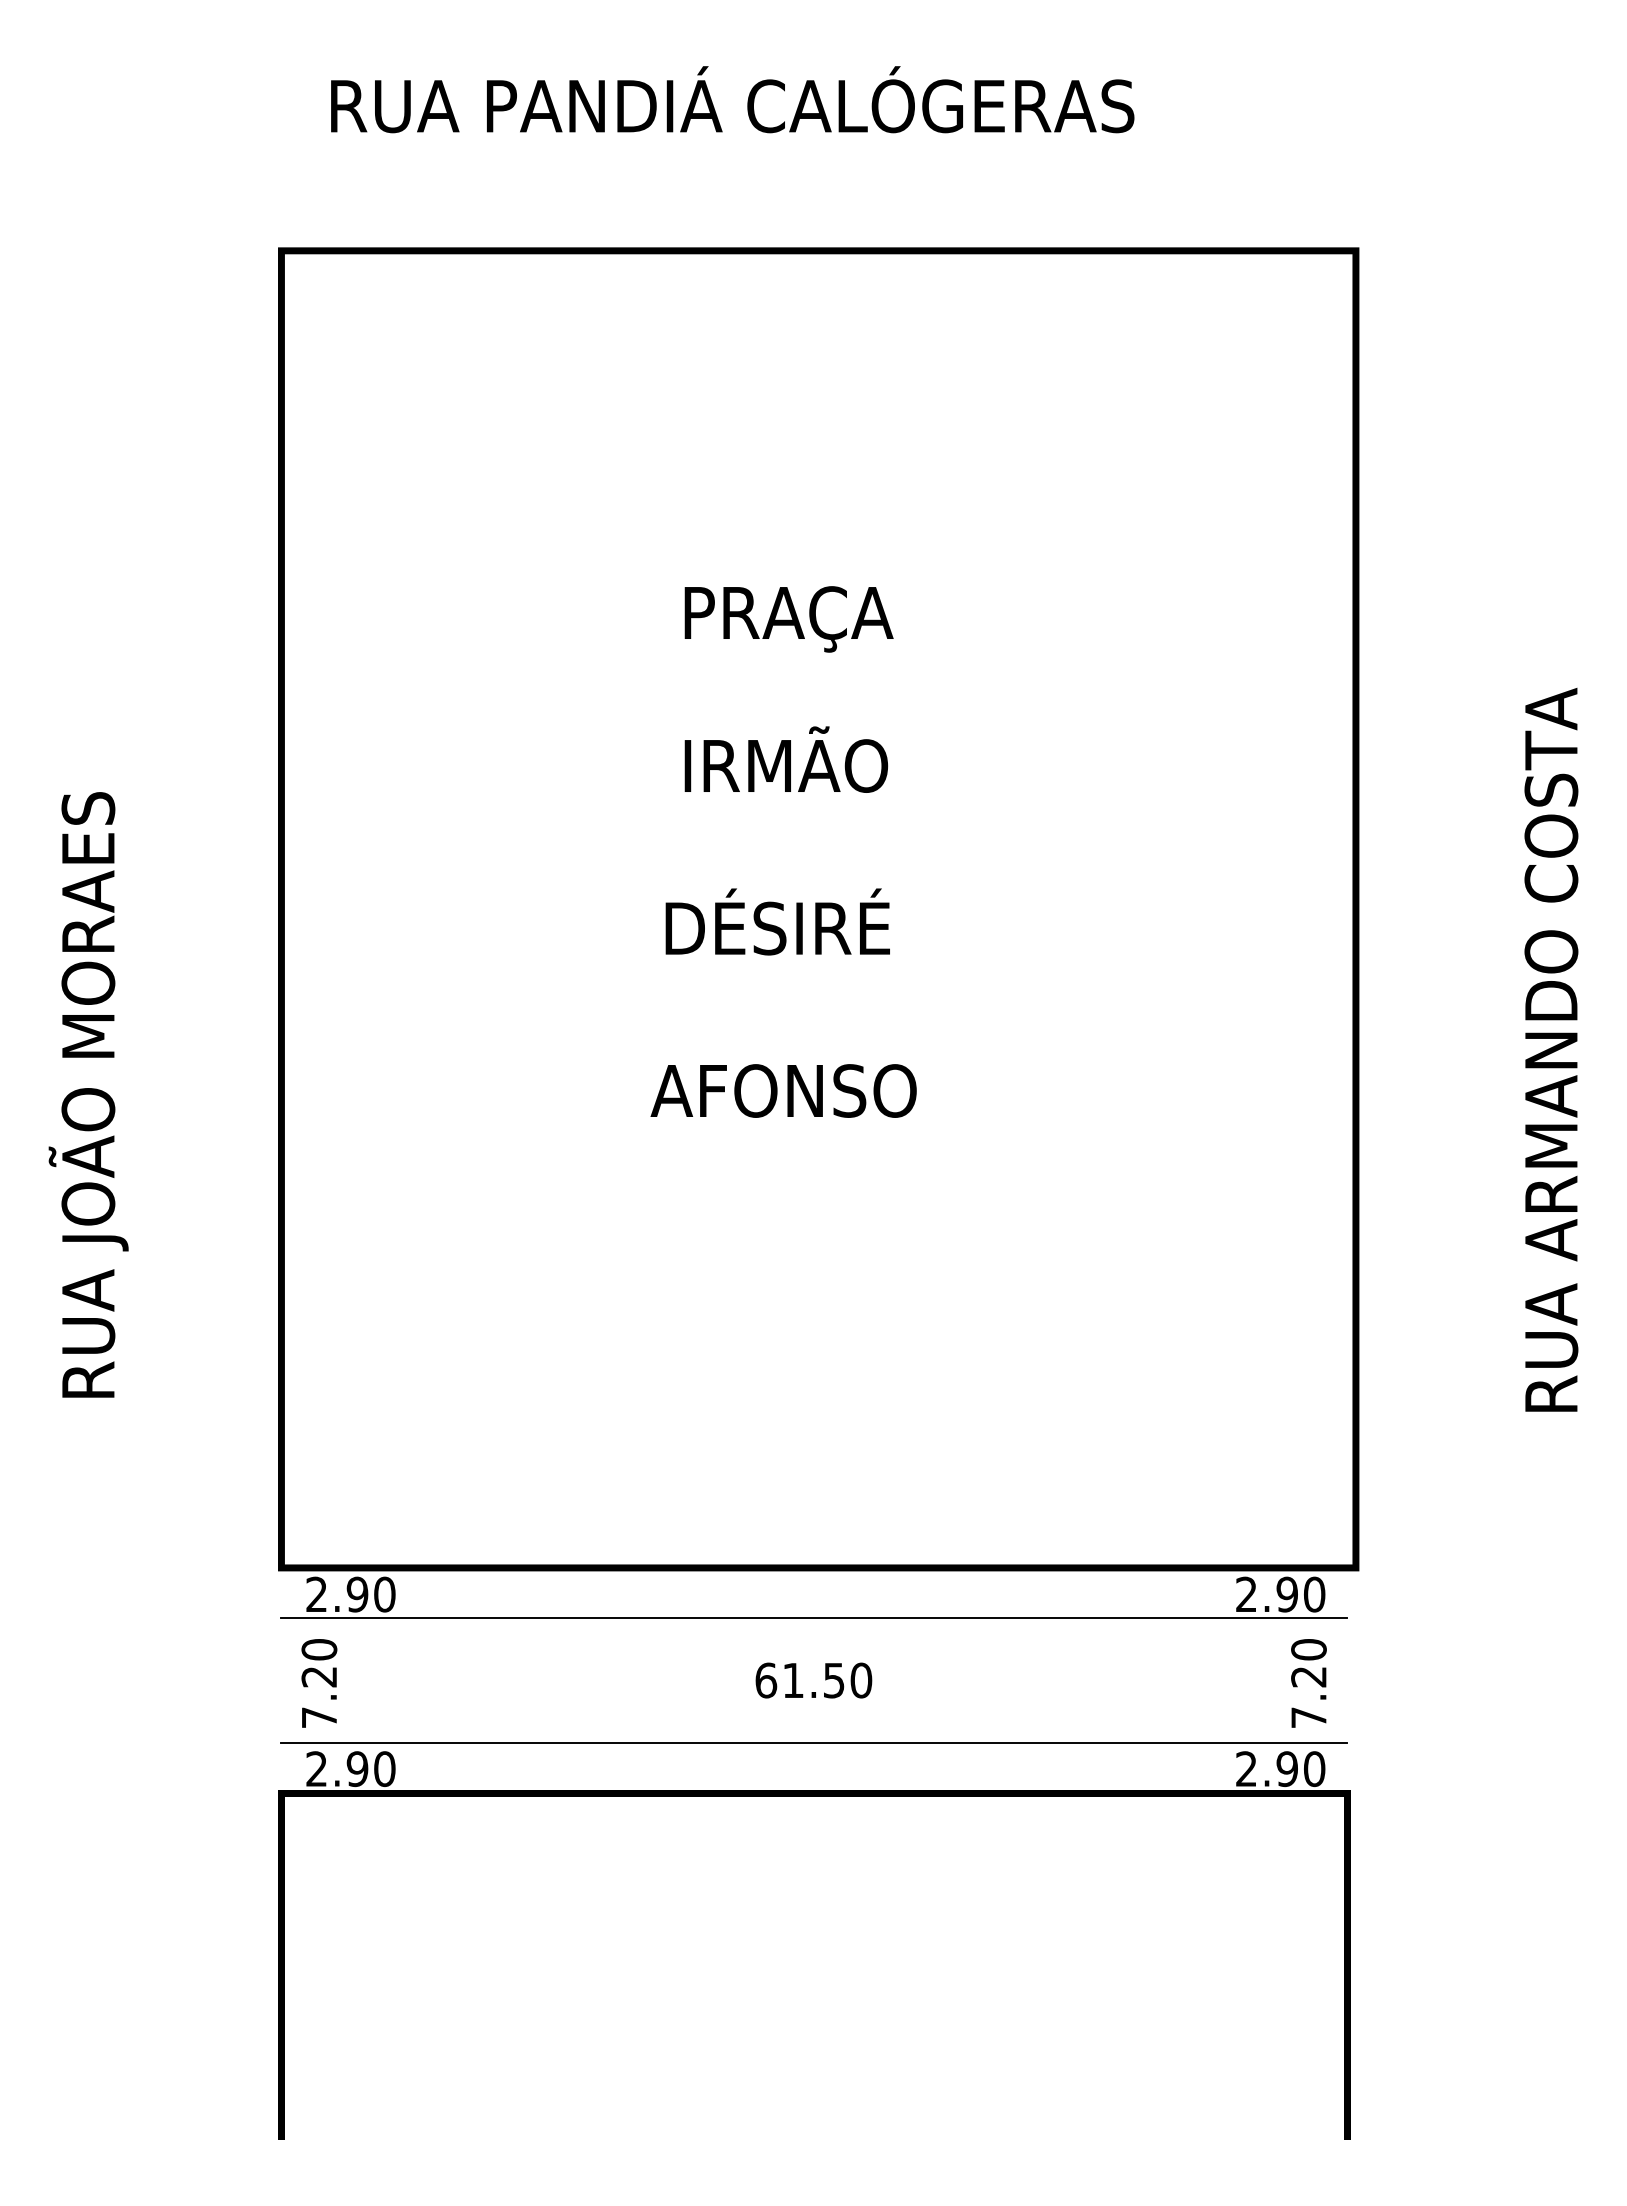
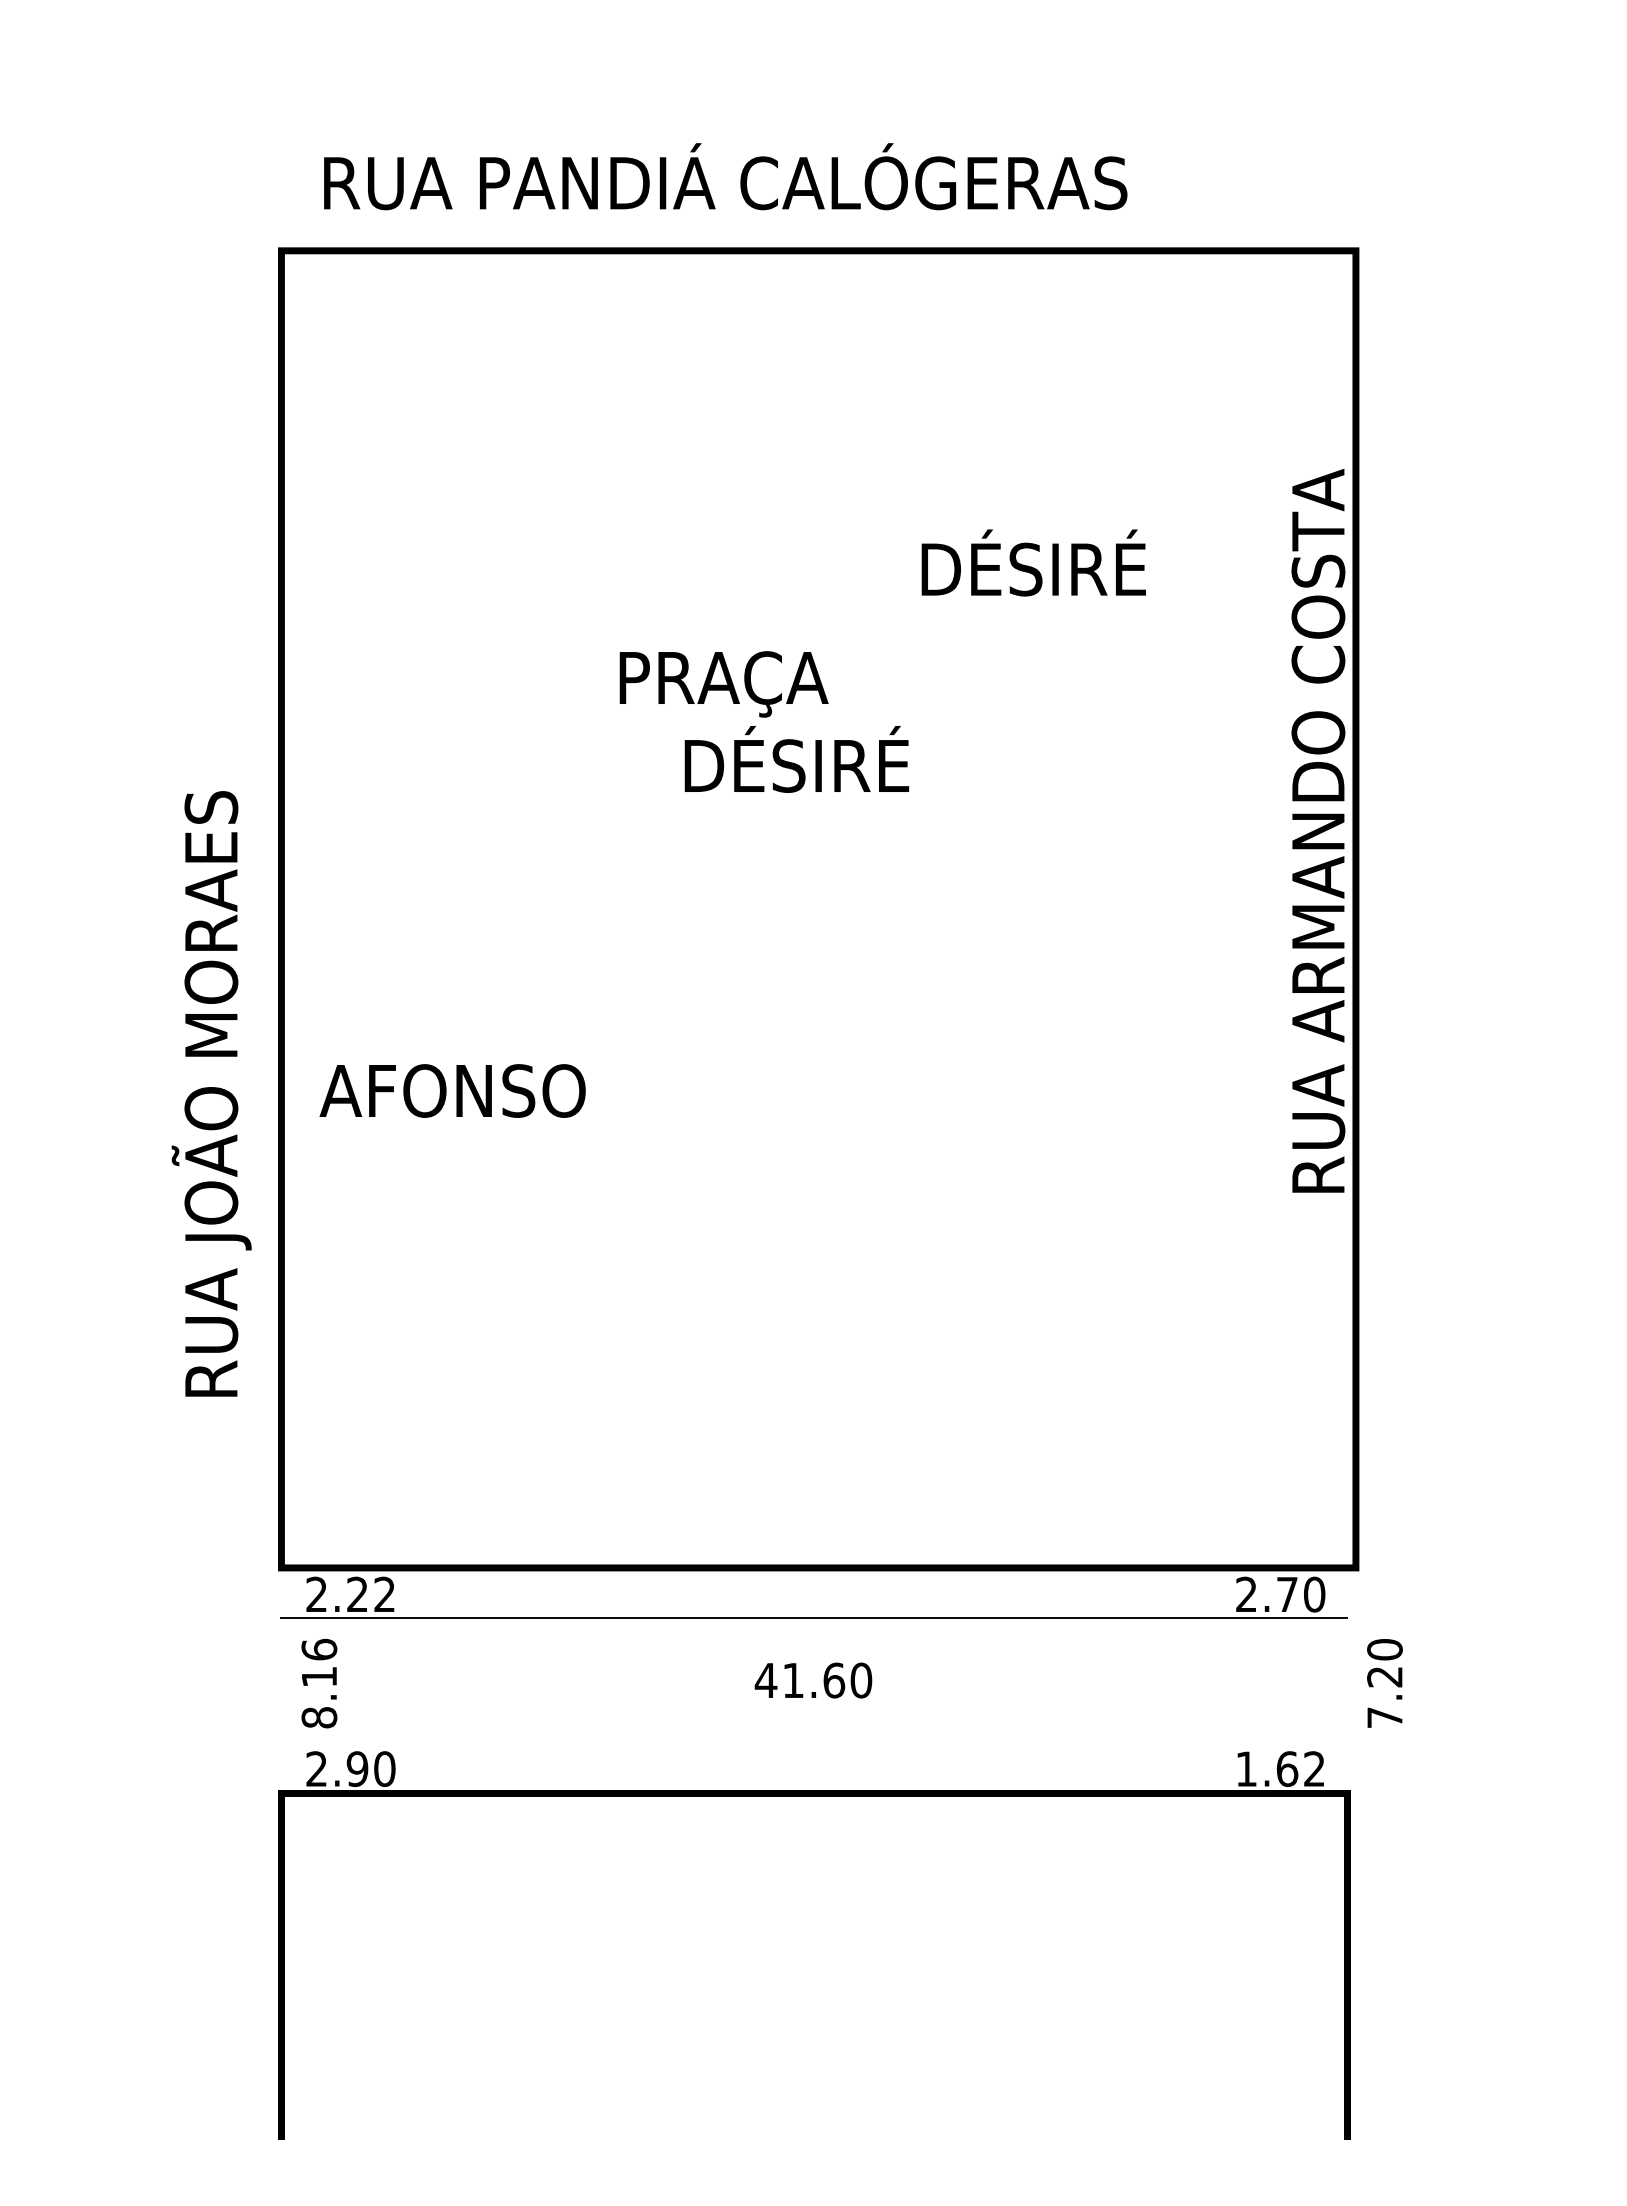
text position: (732, 99) -> (725, 176) (725, 176)
text position: (788, 619) -> (723, 684) (723, 684)
text: IRMÃO -> DÉSIRÉ (800, 759)
text position: (777, 921) -> (1033, 562) (1033, 562)
text position: (1551, 1049) -> (1318, 830) (1318, 830)
text position: (783, 1090) -> (452, 1090) (452, 1090)
text position: (88, 1094) -> (211, 1093) (211, 1093)
text: 2.90 -> 2.22 (370, 1594)
text: 2.90 -> 2.70 (1286, 1594)
text: 61.50 -> 41.60 (799, 1680)
text: 7.20 -> 8.16 (319, 1683)
text position: (1308, 1683) -> (1384, 1683) (1384, 1683)
line: present -> none (814, 1742)
text: 2.90 -> 1.62 (1280, 1769)
